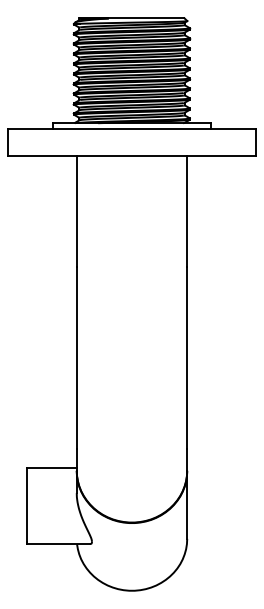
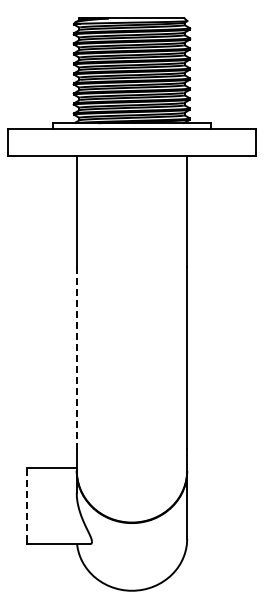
line: solid -> dashed (76, 358)
line: solid -> dashed (27, 504)
